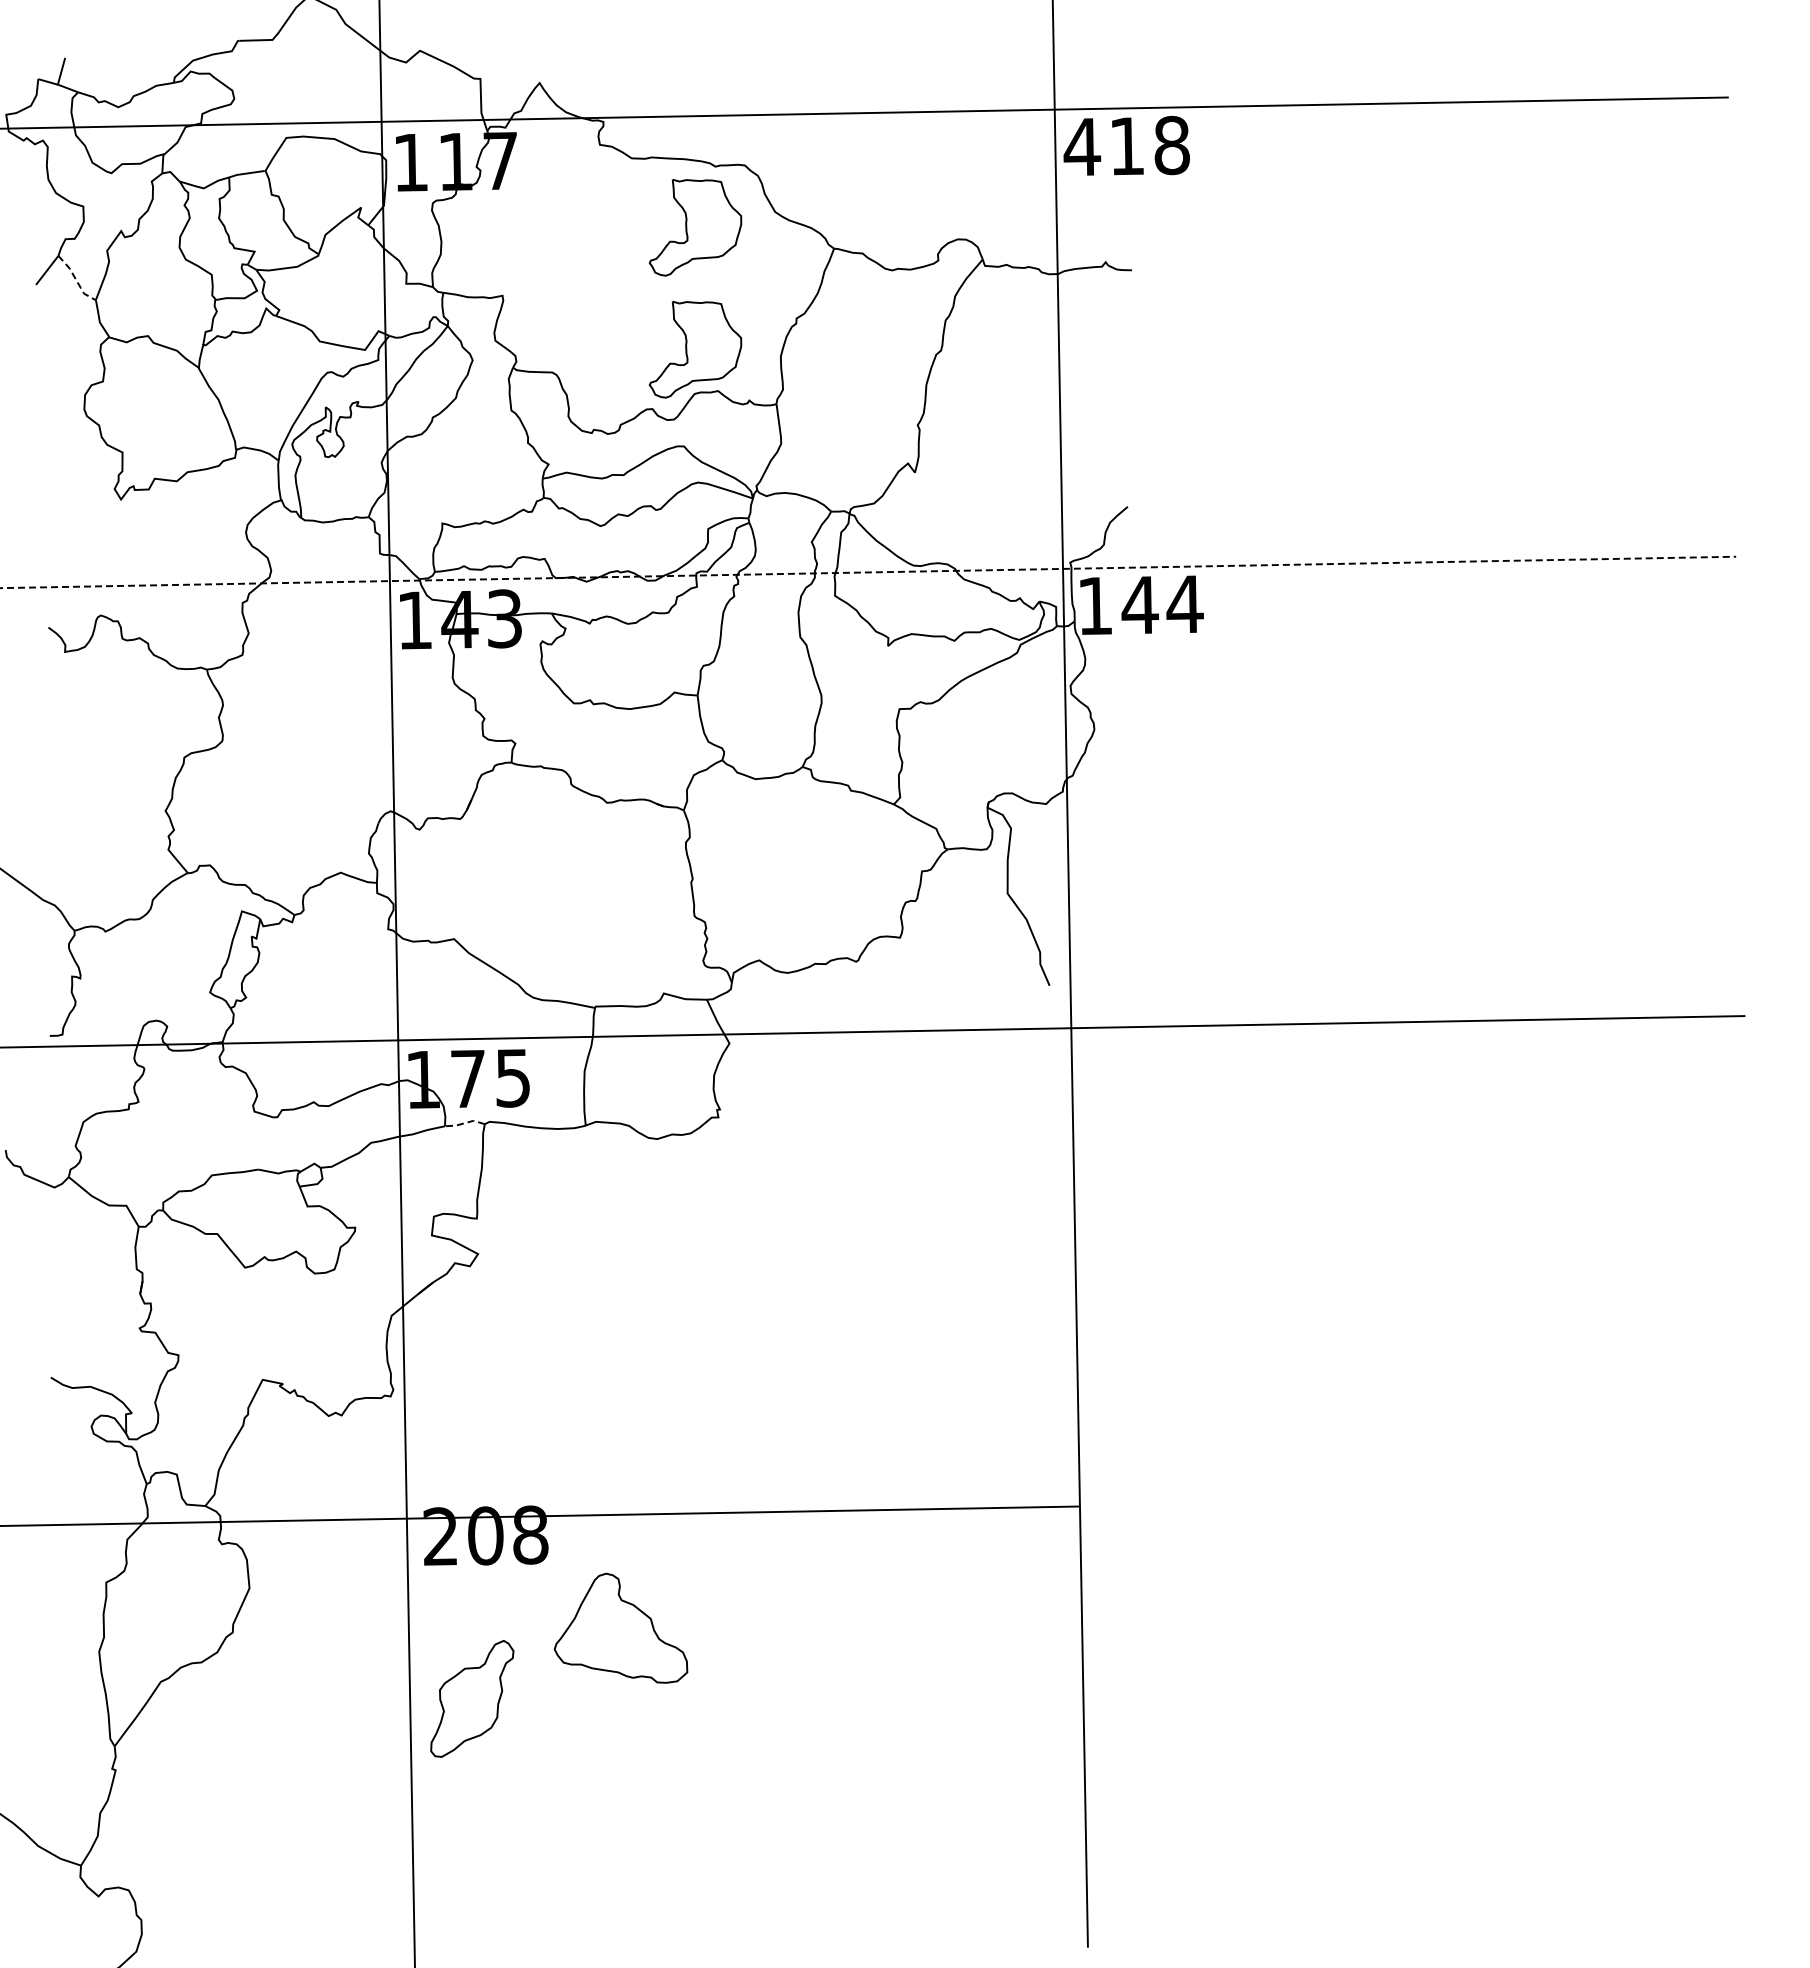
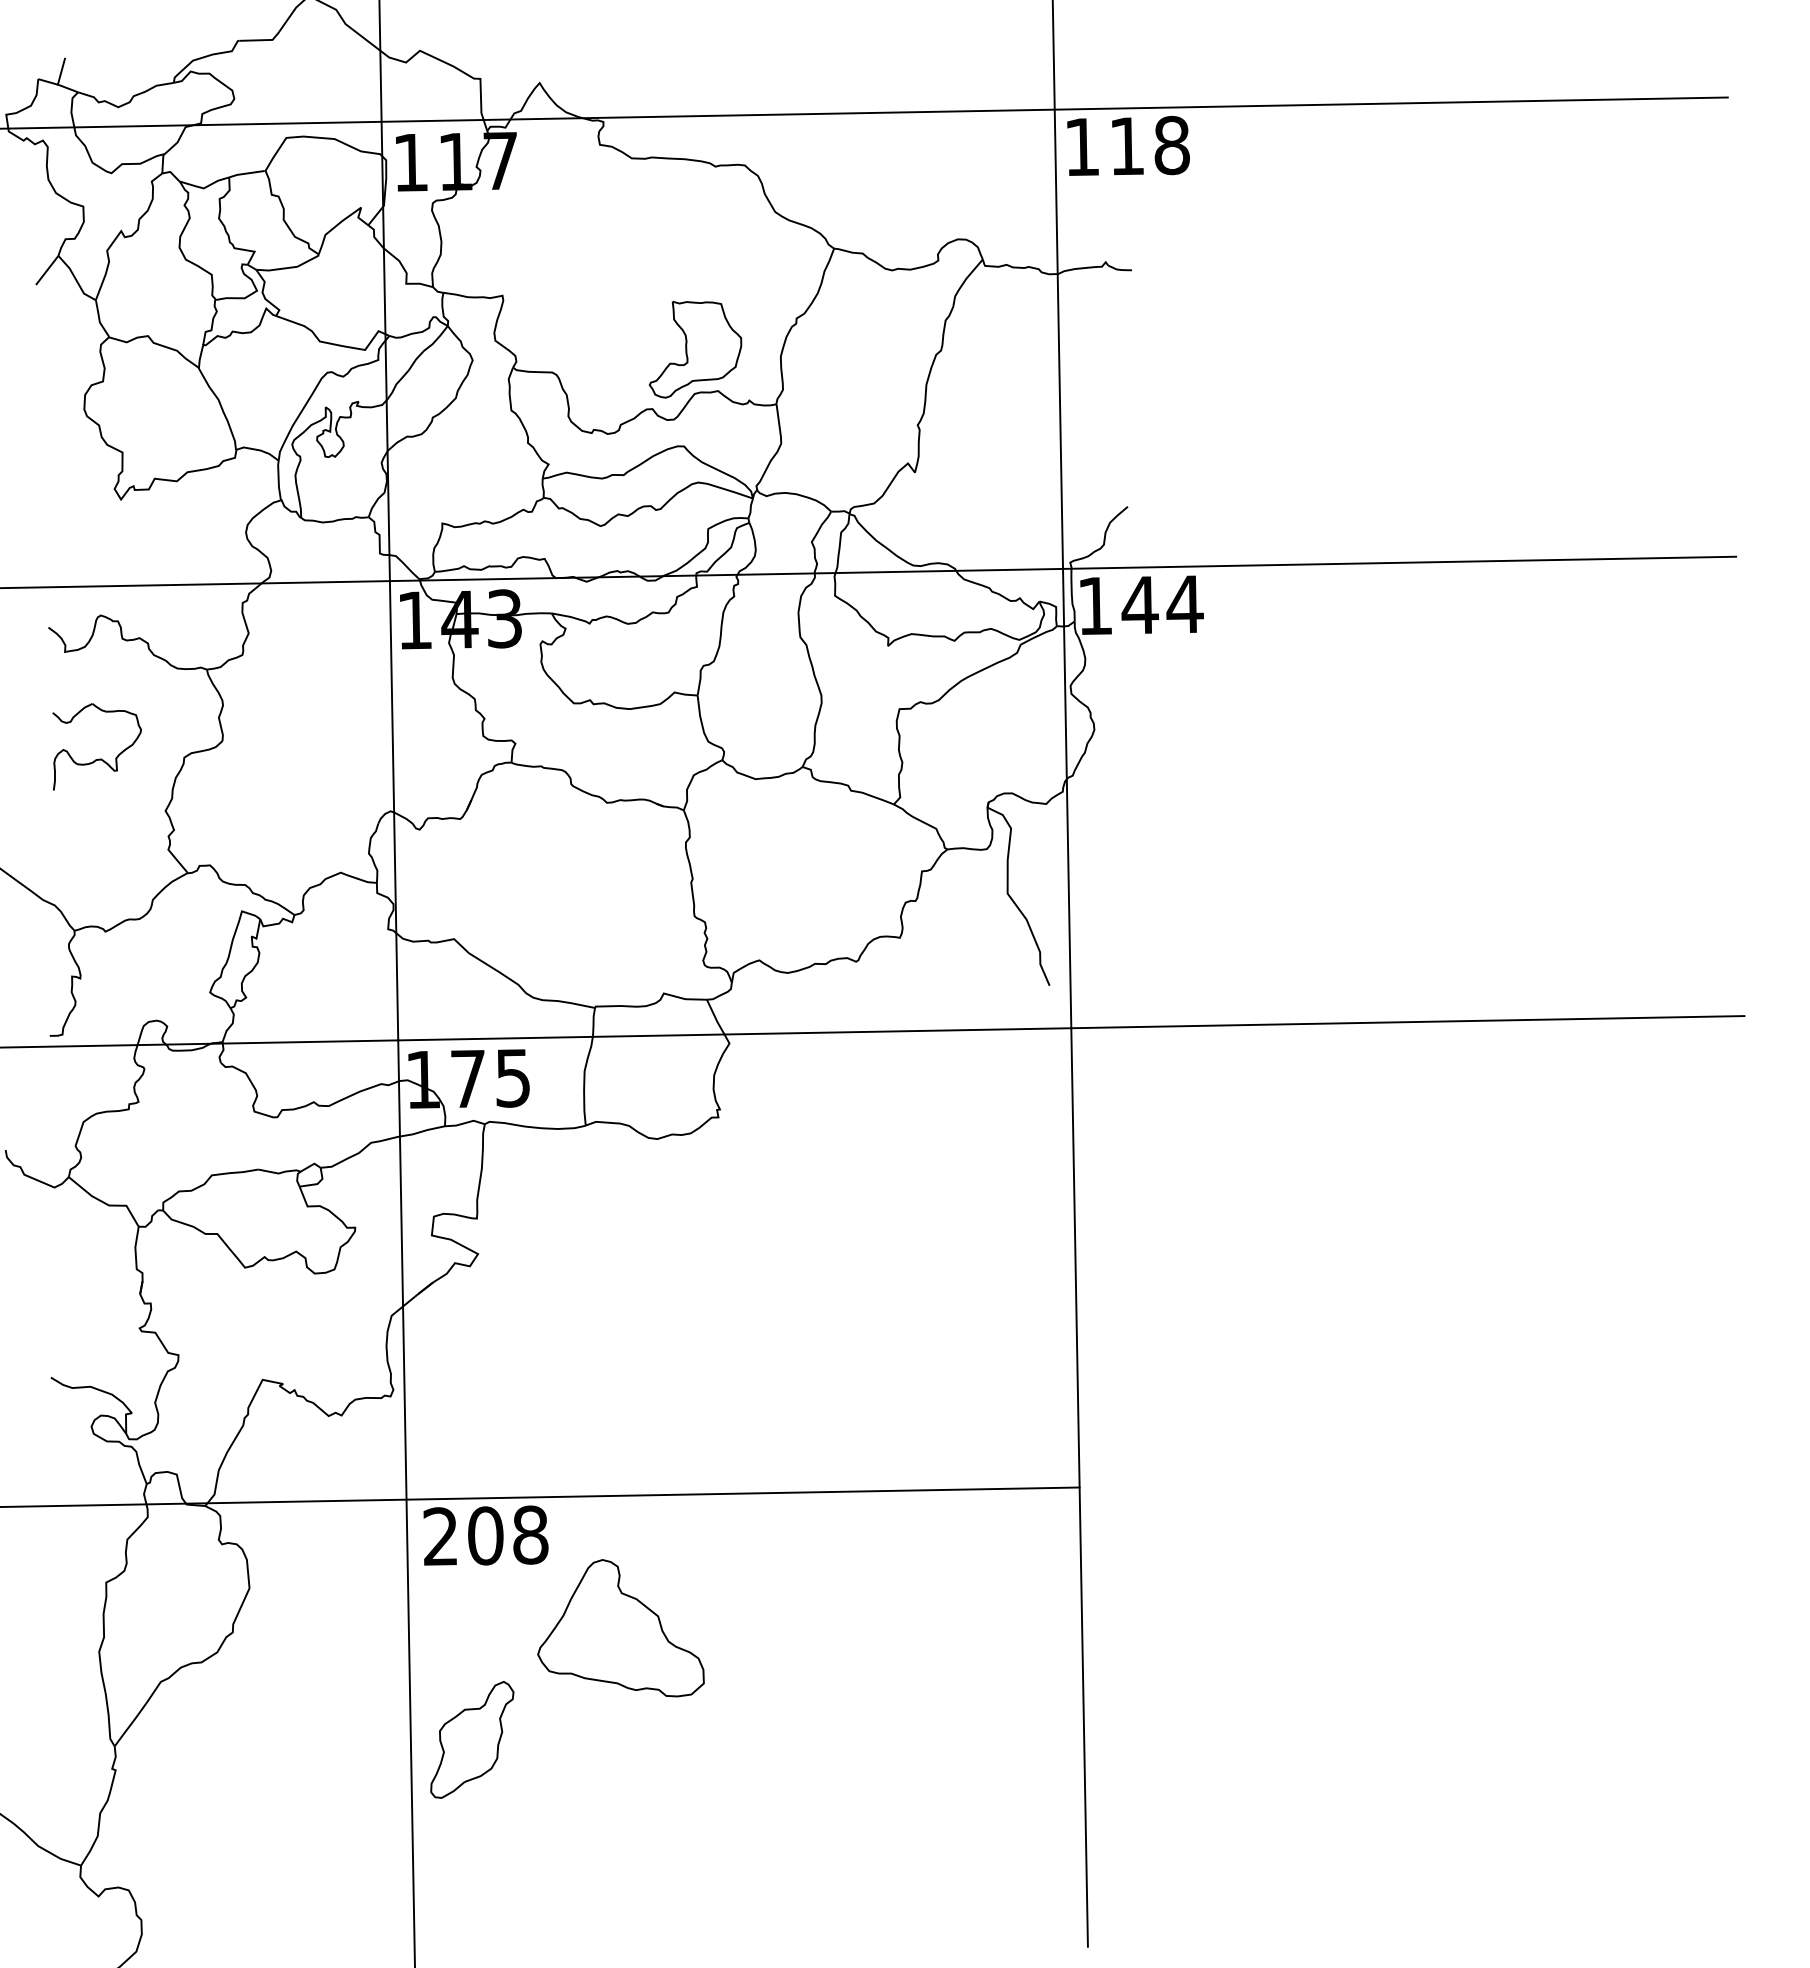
text: 418 -> 118 (1082, 146)
part: present -> none (695, 227)
line: dashed -> solid (76, 280)
line: dashed -> solid (868, 572)
part: none -> present (98, 758)
line: dashed -> solid (464, 1123)
line position: (540, 1515) -> (540, 1496) (540, 1496)
part size: 136x112 px -> 168x139 px (620, 1628)
part position: (472, 1698) -> (472, 1739) (472, 1739)
